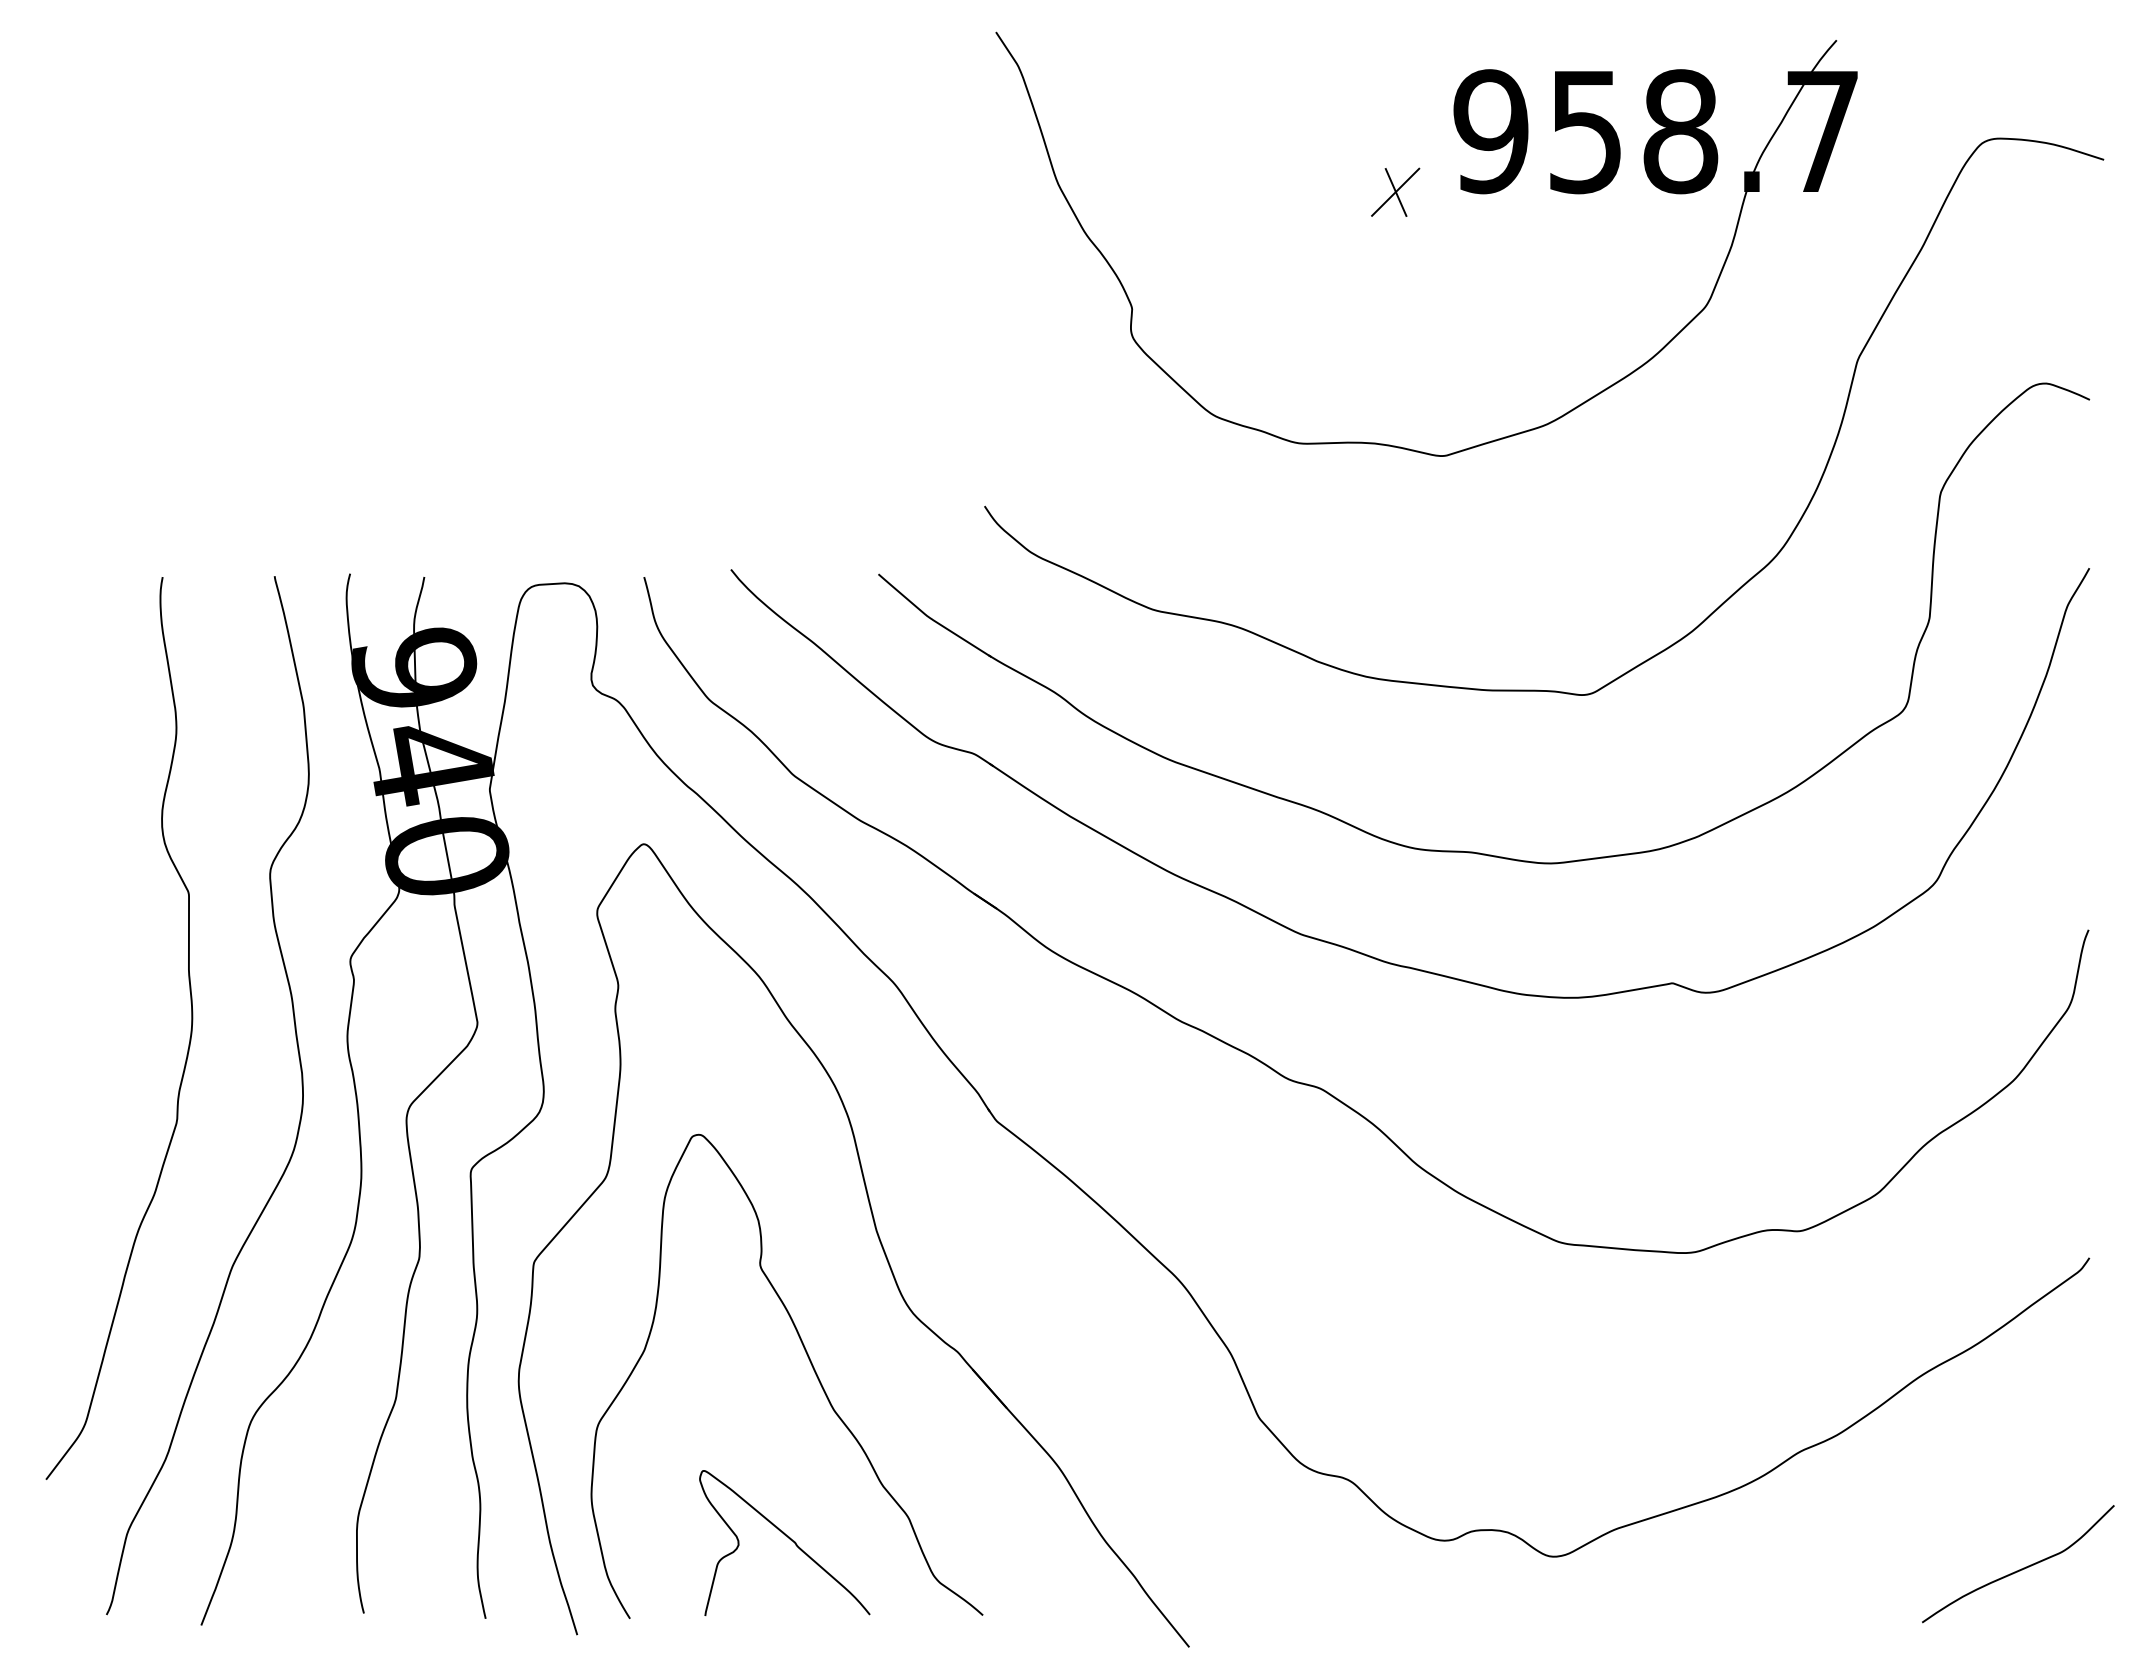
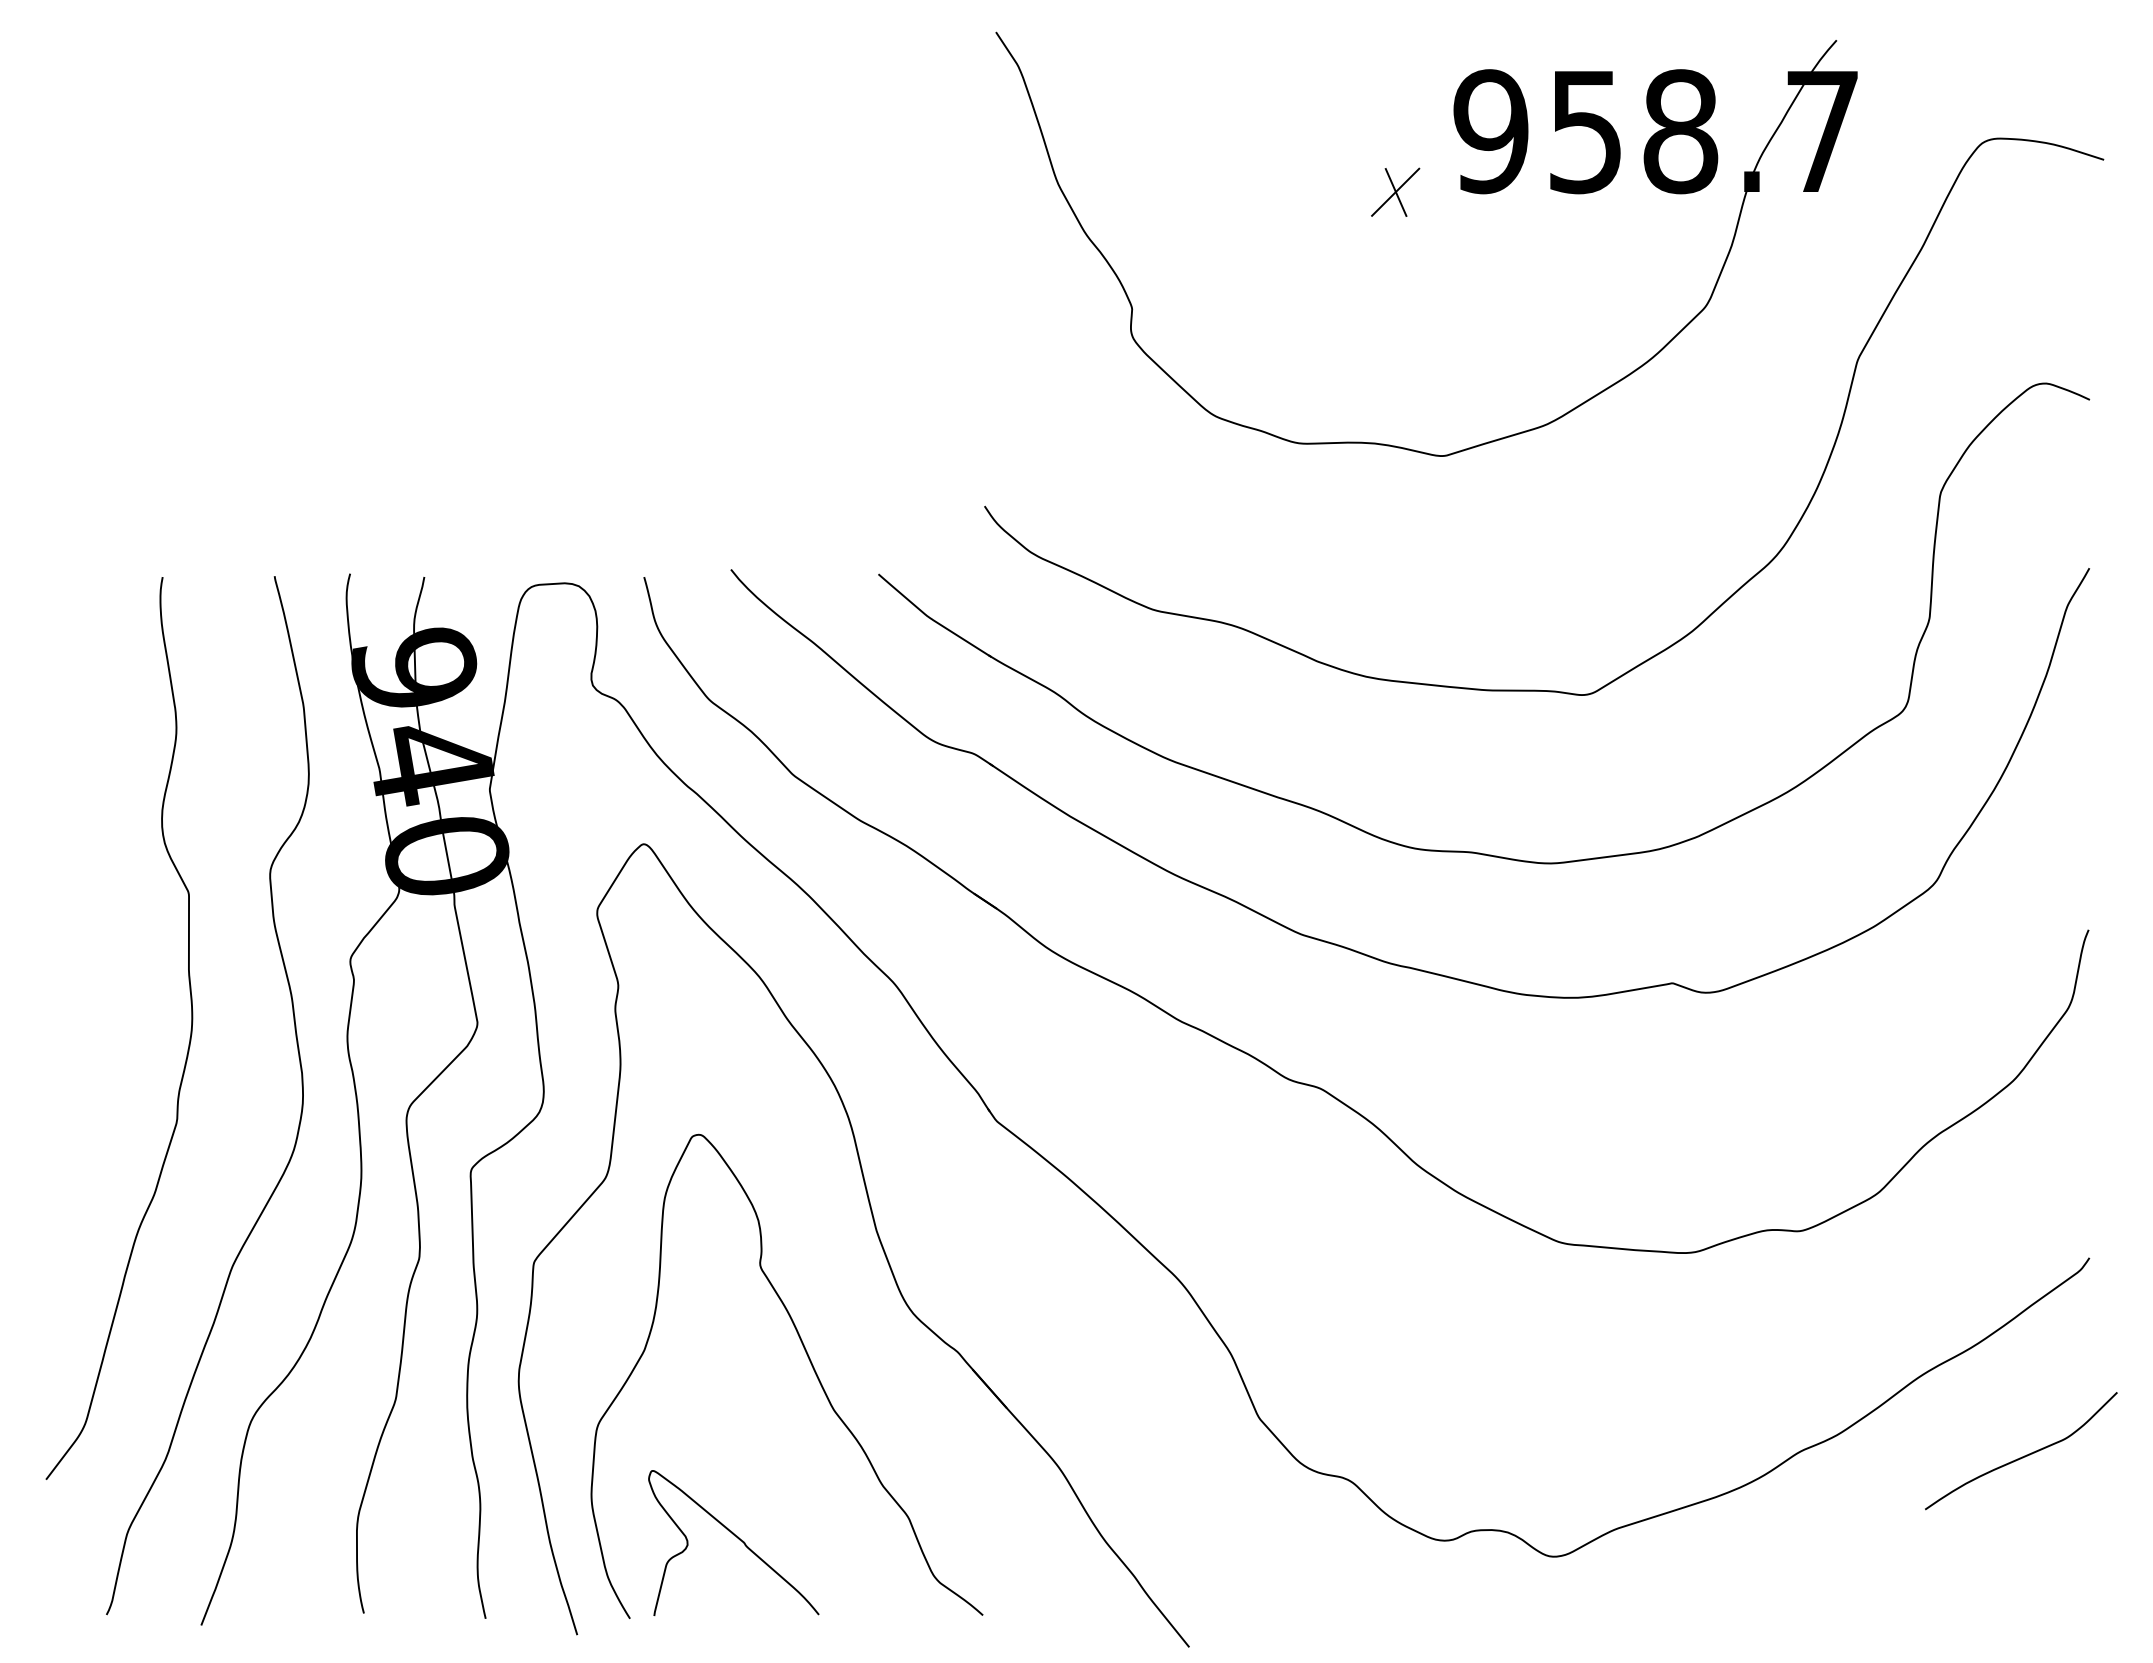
curve position: (788, 1538) -> (737, 1538) (737, 1538)
curve position: (2021, 1568) -> (2024, 1455) (2024, 1455)
